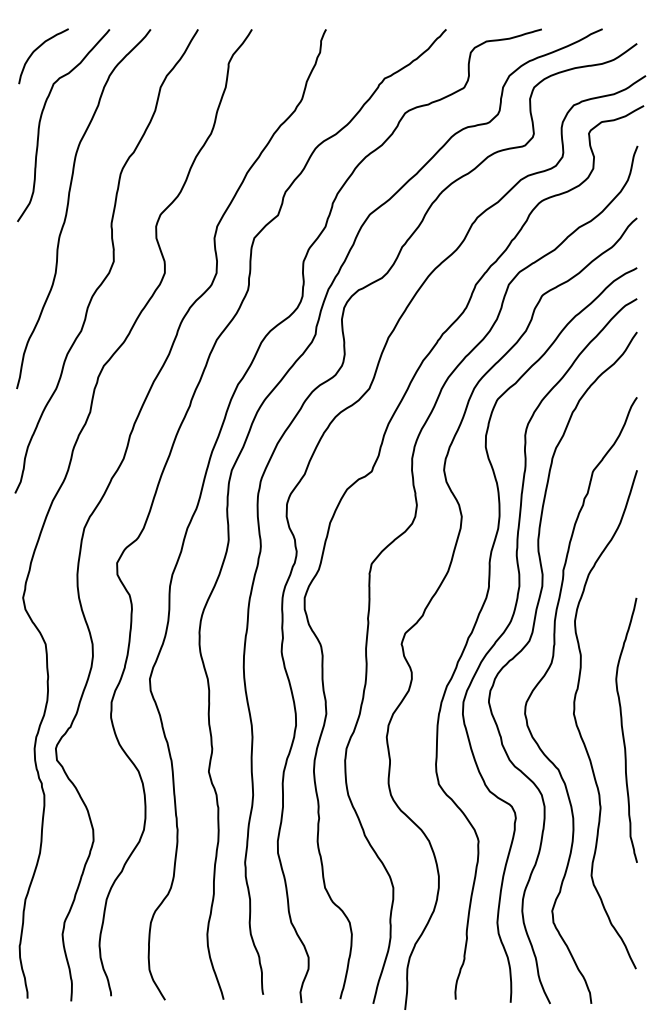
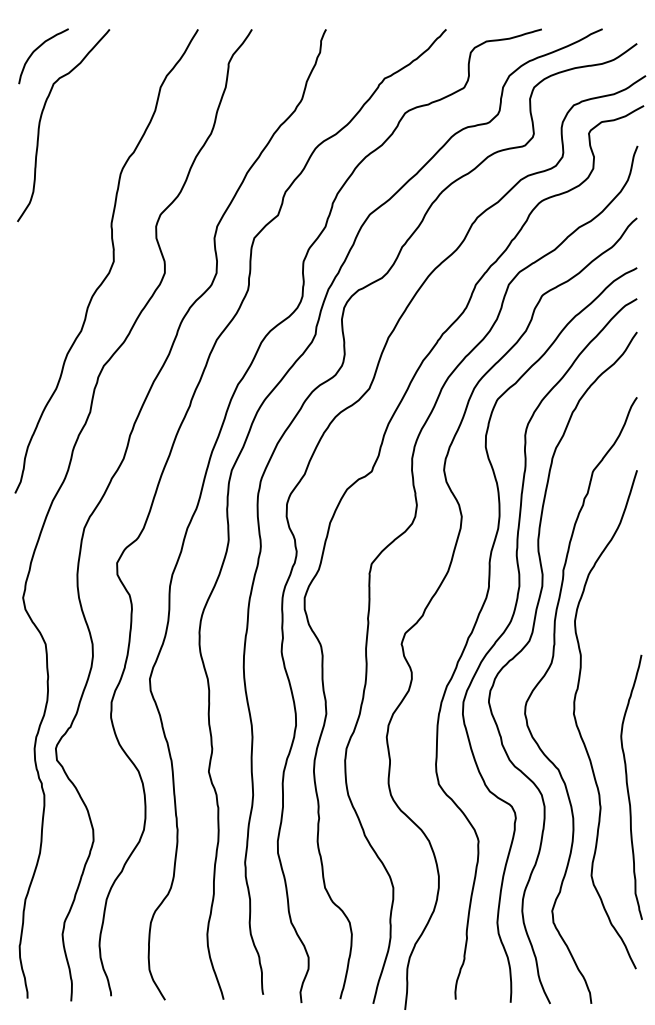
curve: present -> none (68, 208)
curve position: (623, 729) -> (628, 786) (628, 786)
